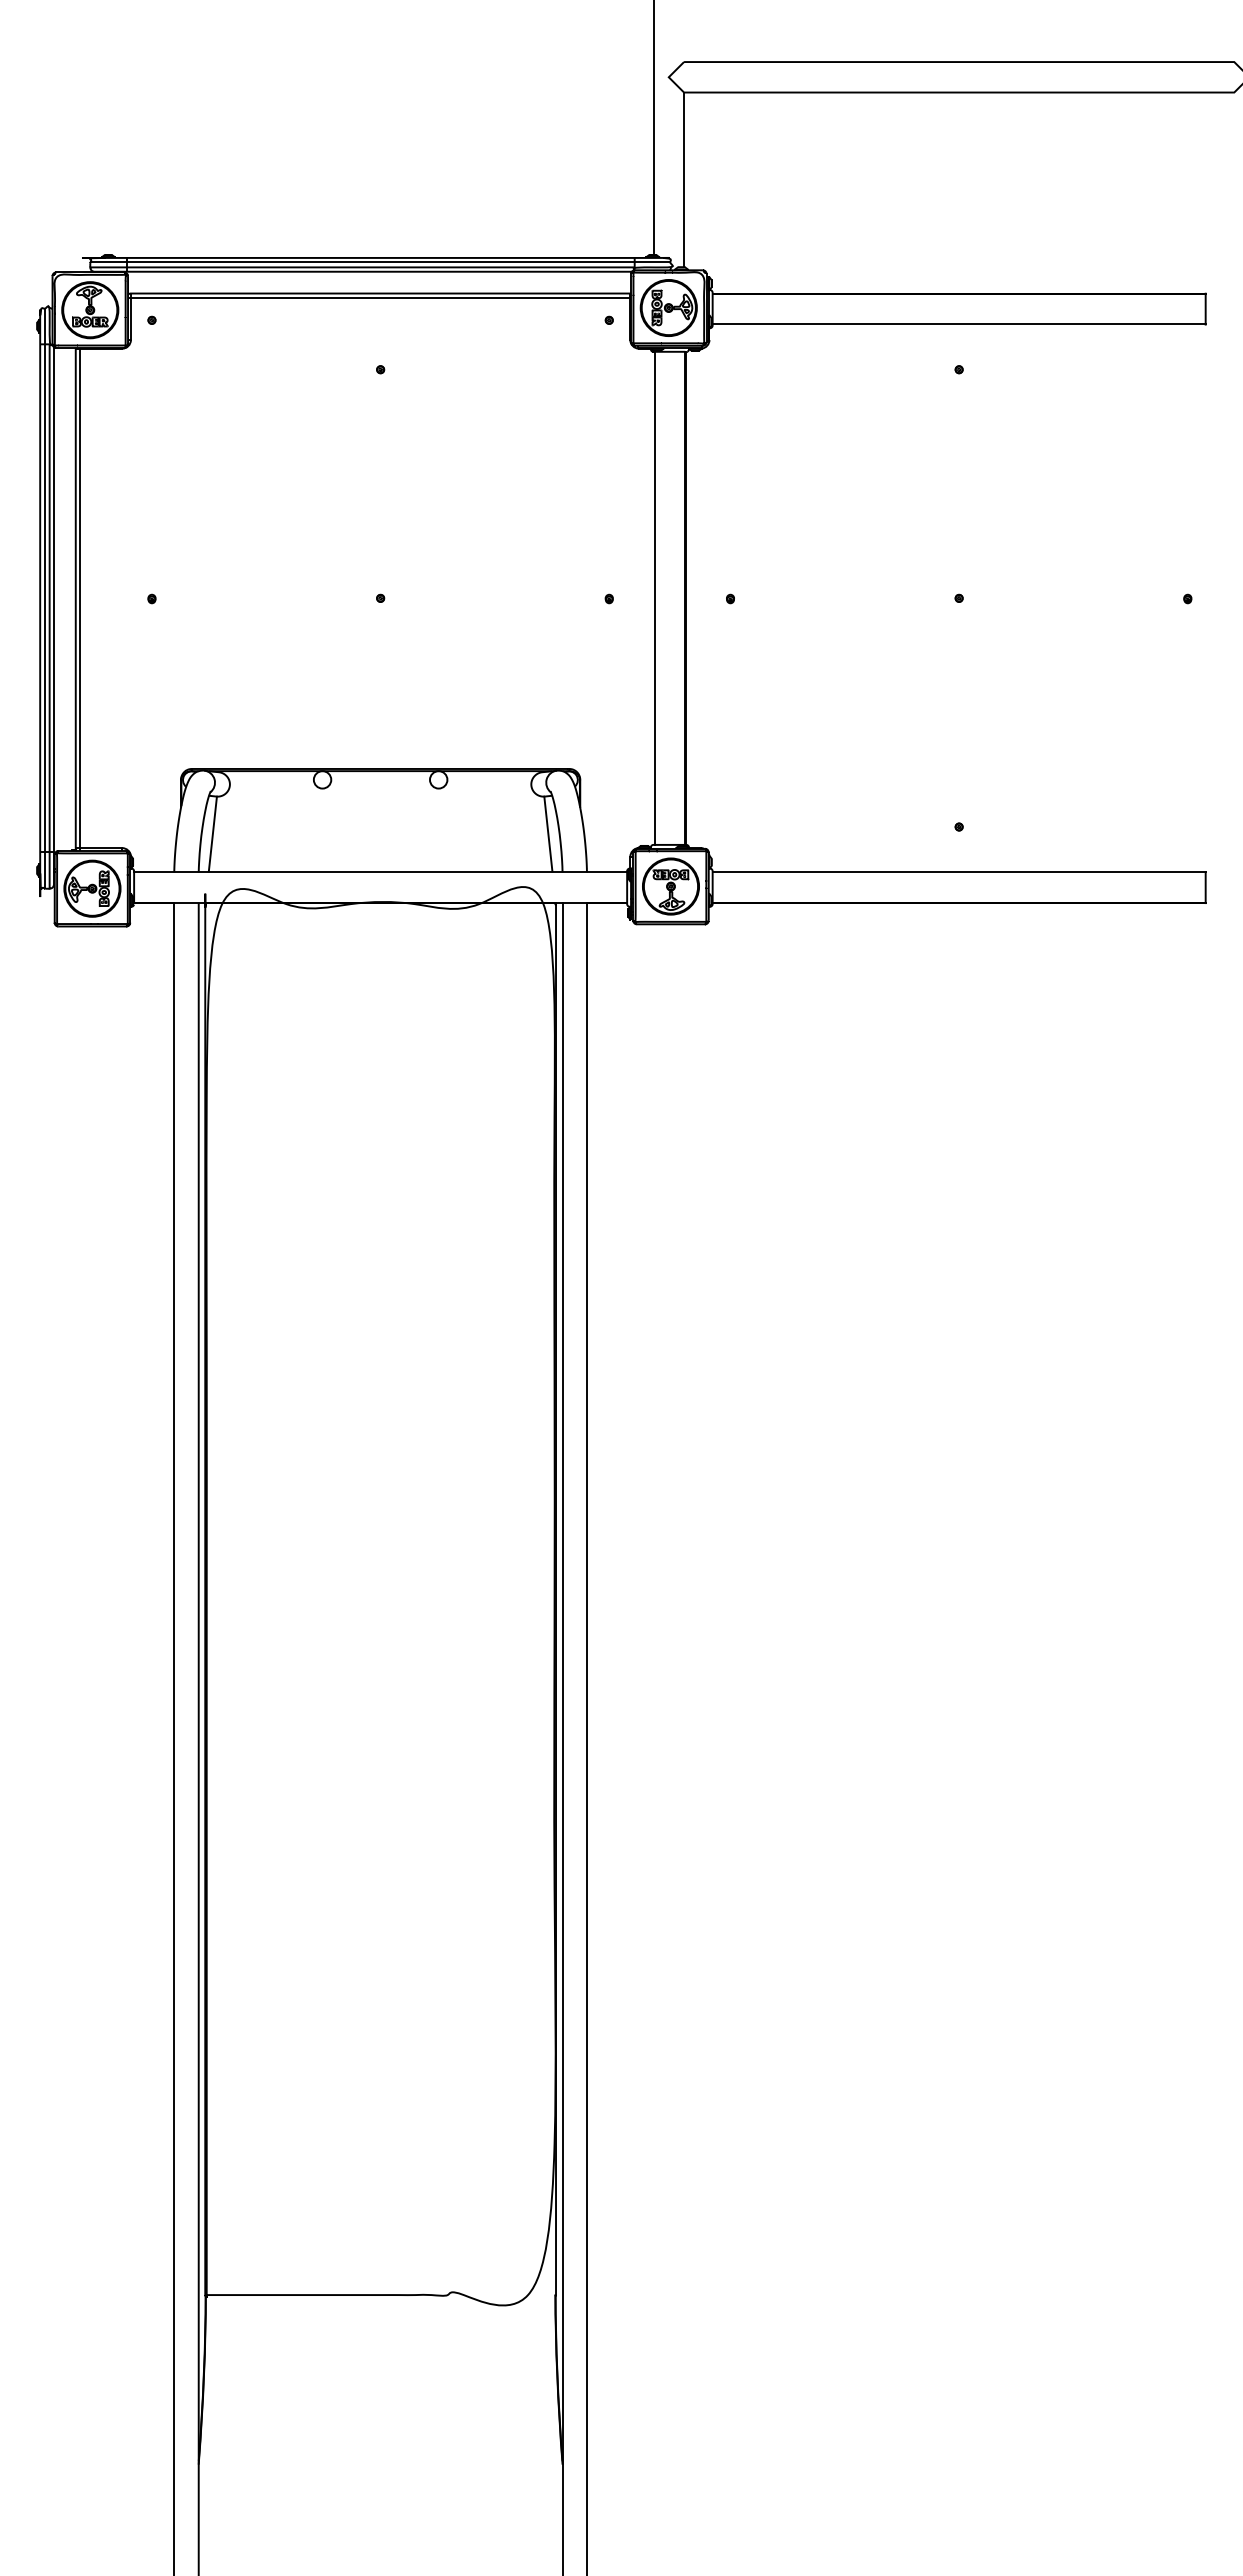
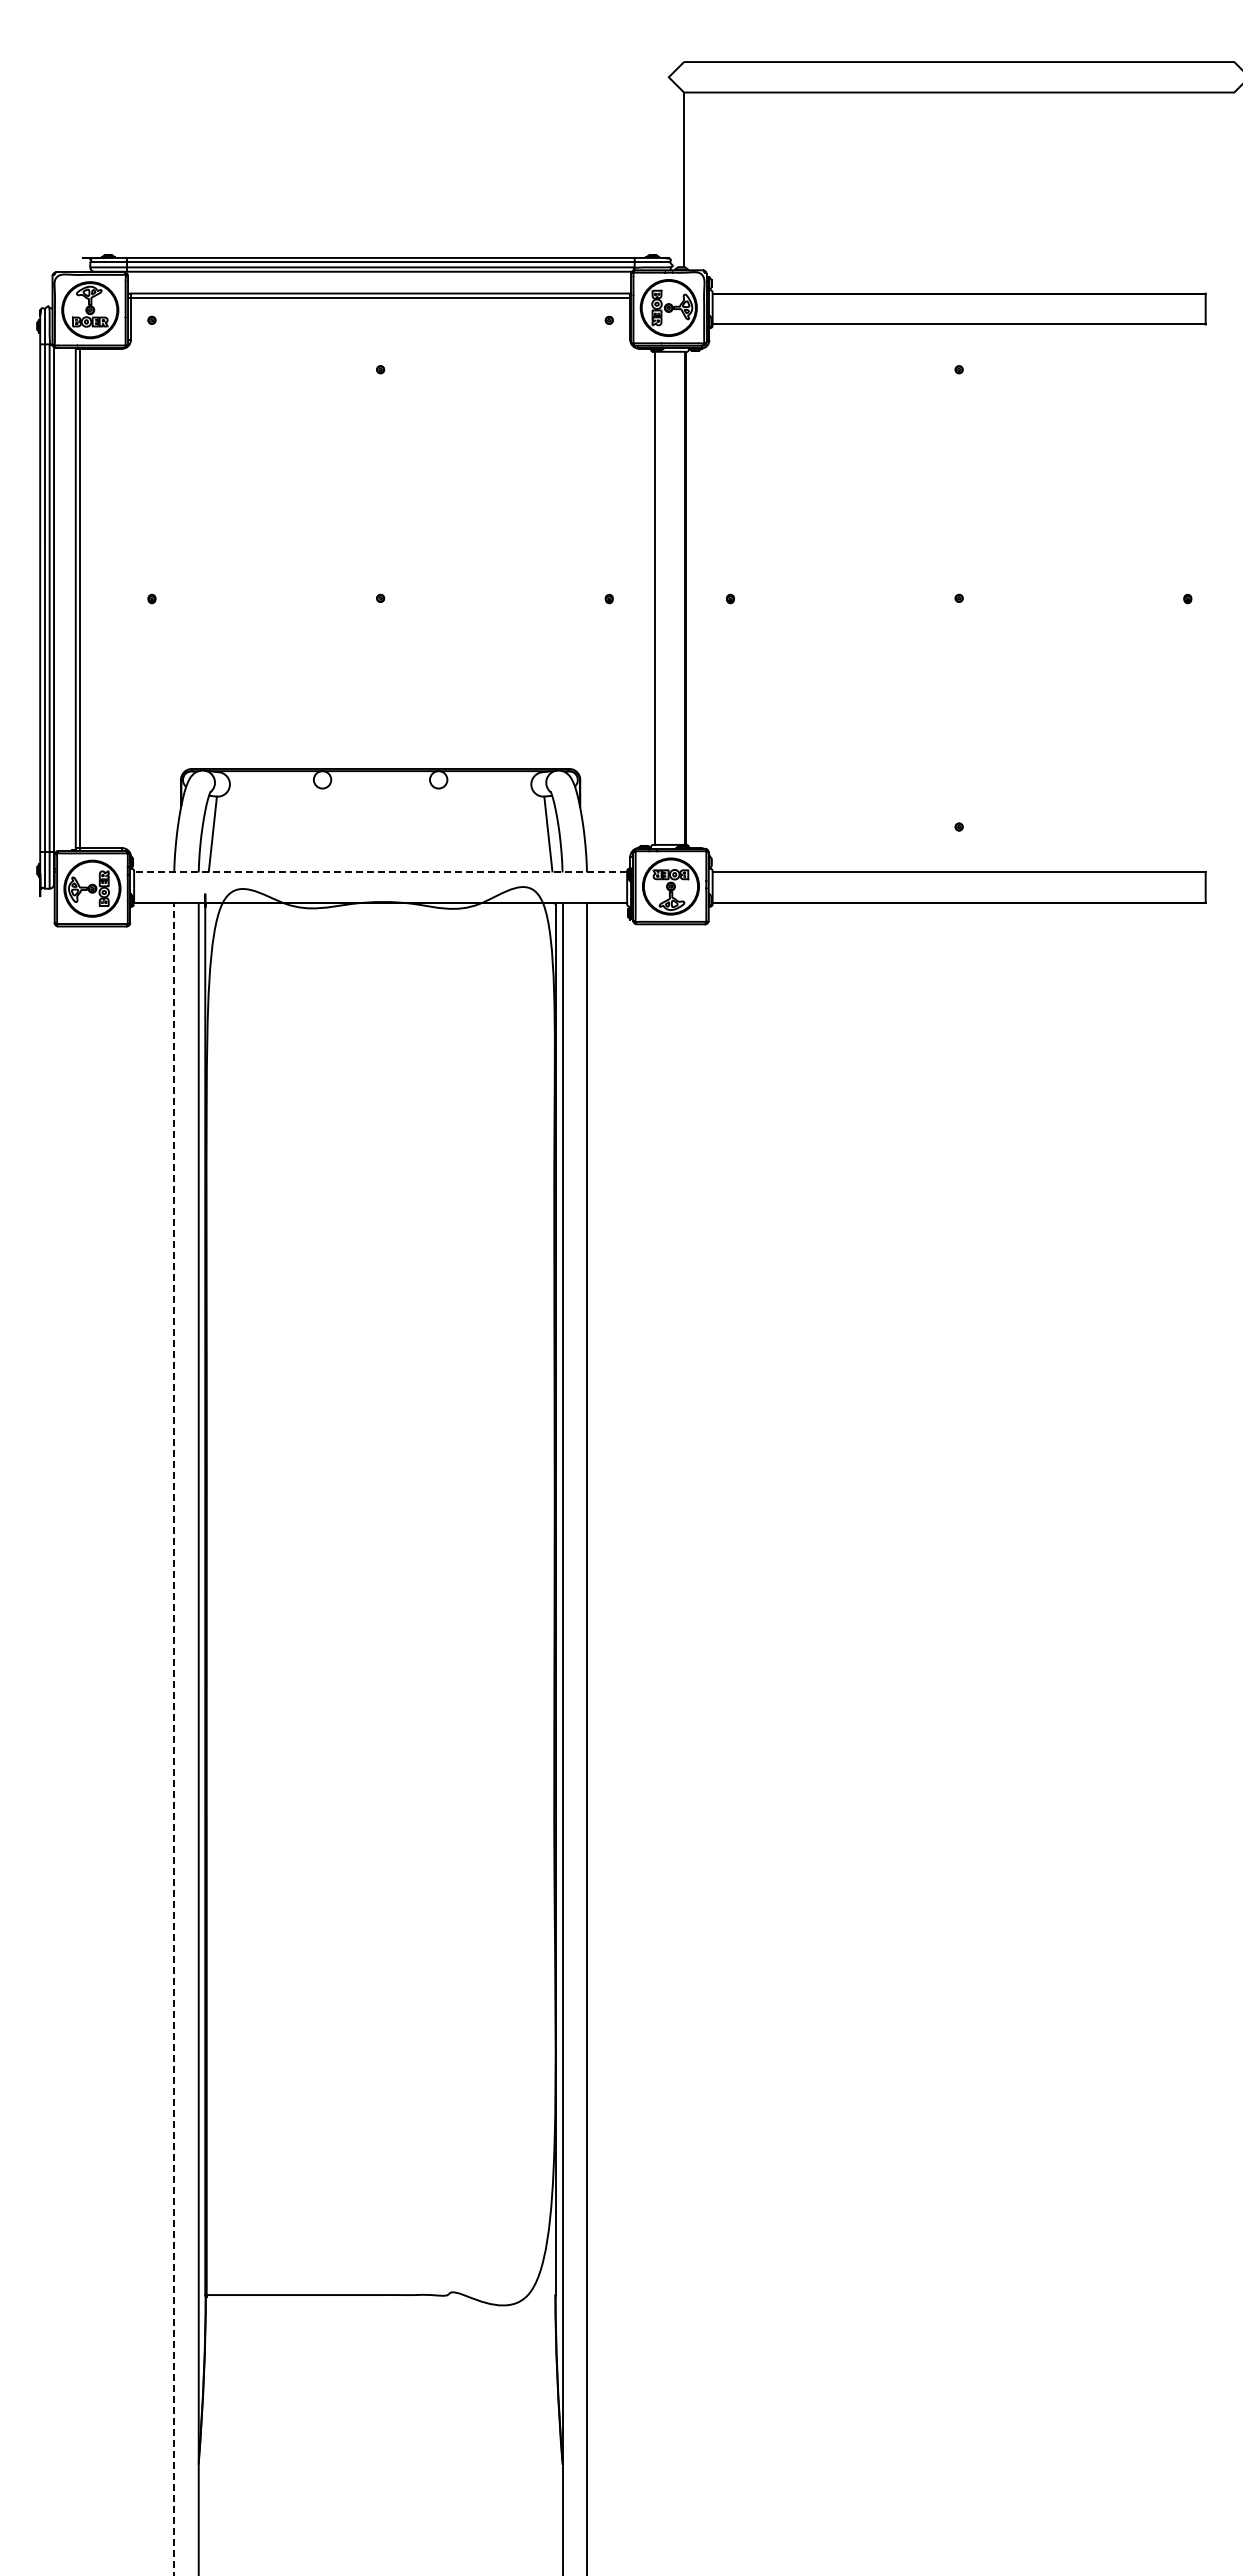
line: present -> none (653, 128)
line: solid -> dashed (380, 872)
line: solid -> dashed (174, 1738)
